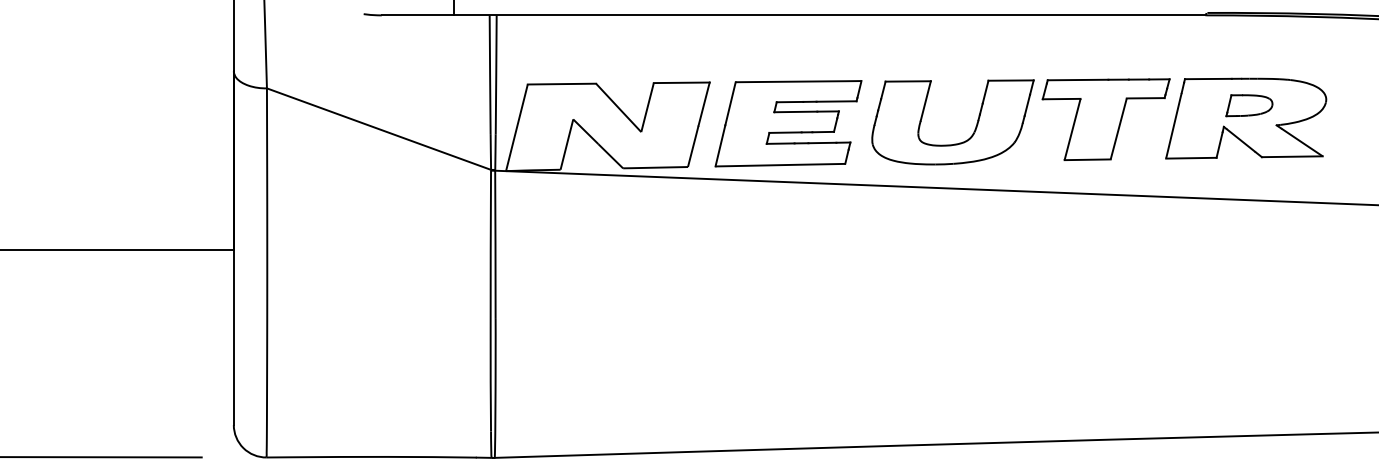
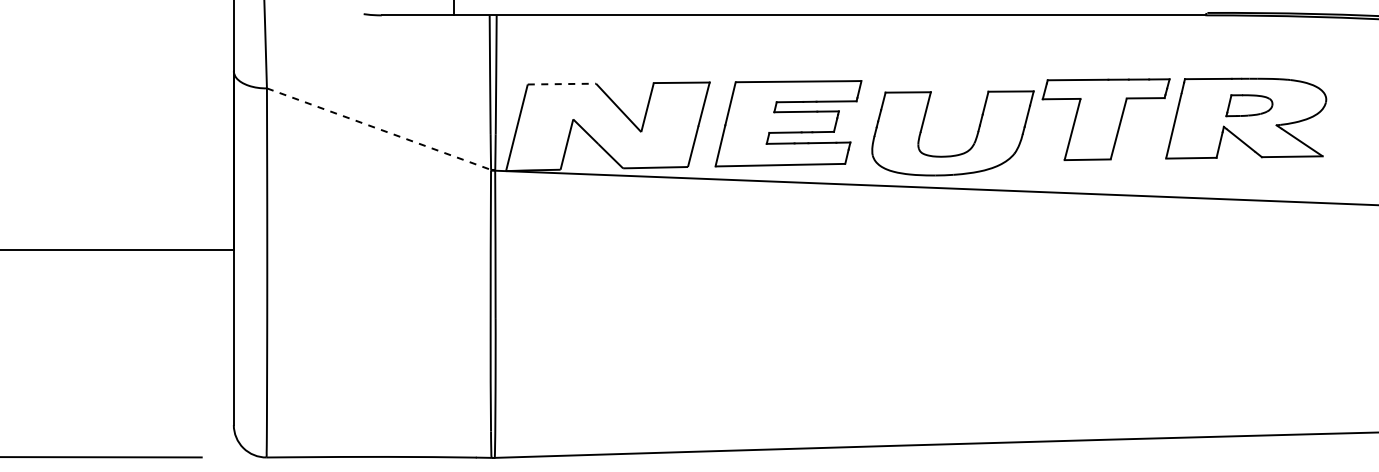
line: solid -> dashed (562, 84)
line: solid -> dashed (379, 129)
part position: (954, 143) -> (954, 154) (954, 154)
